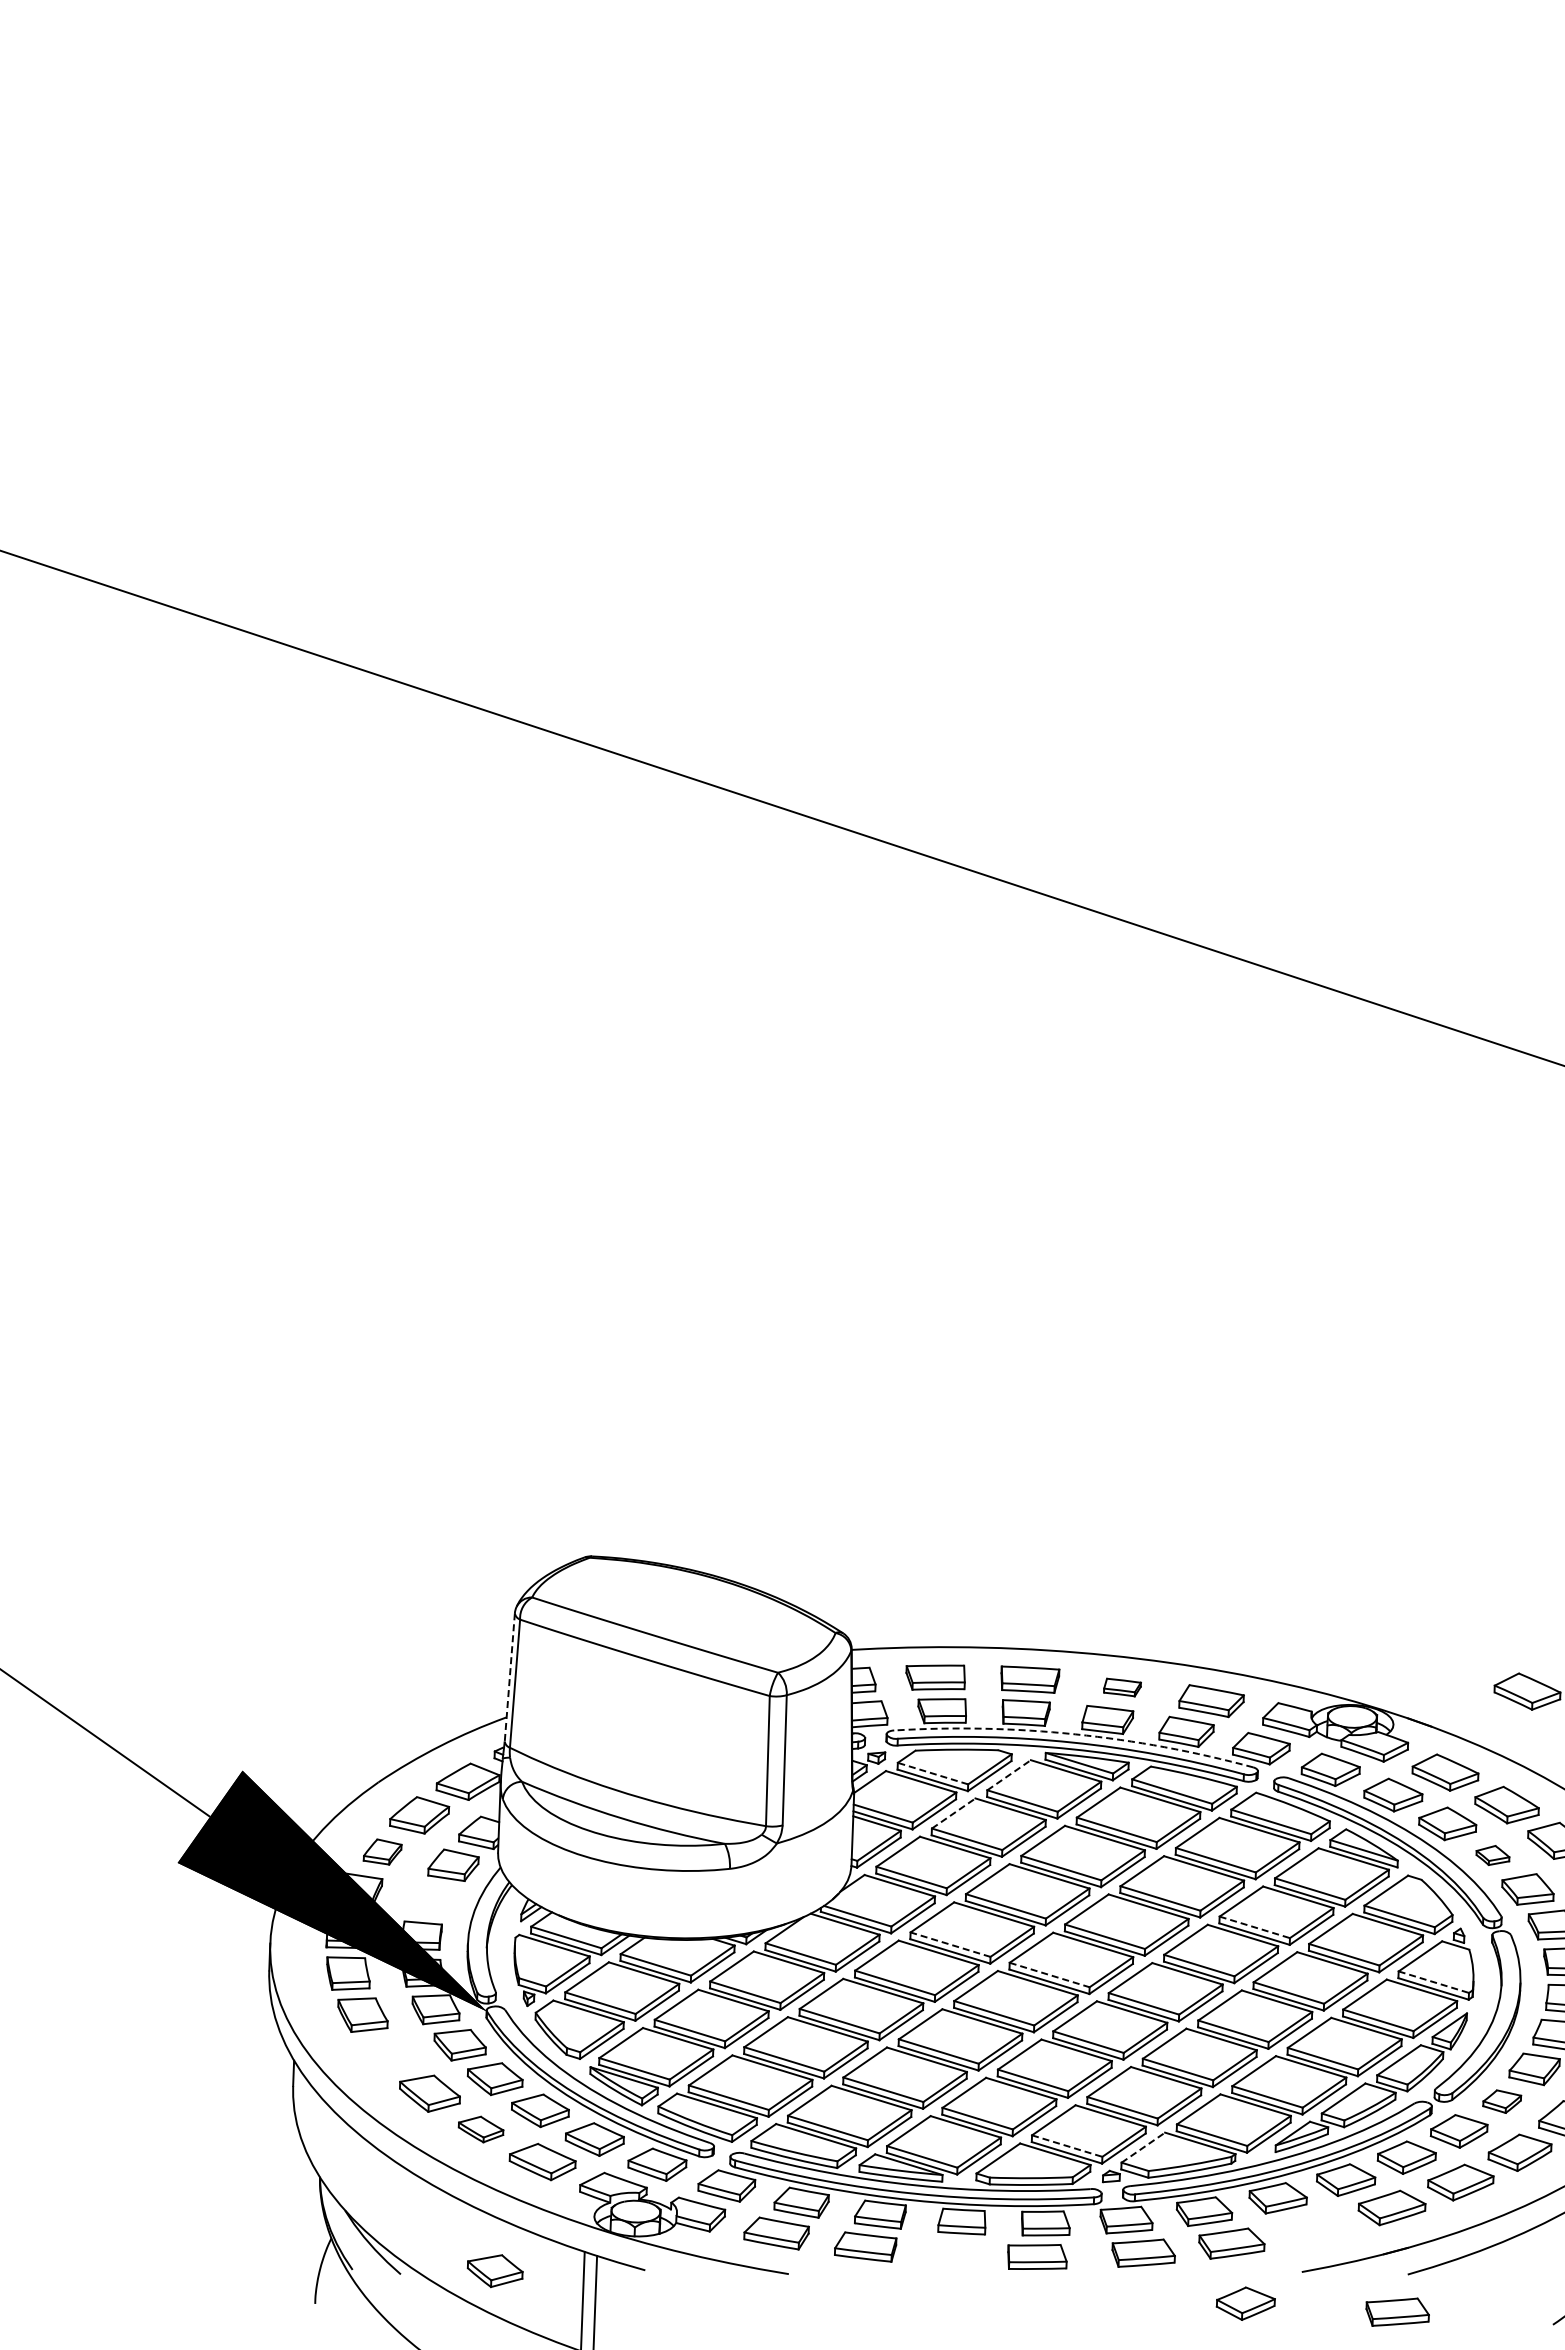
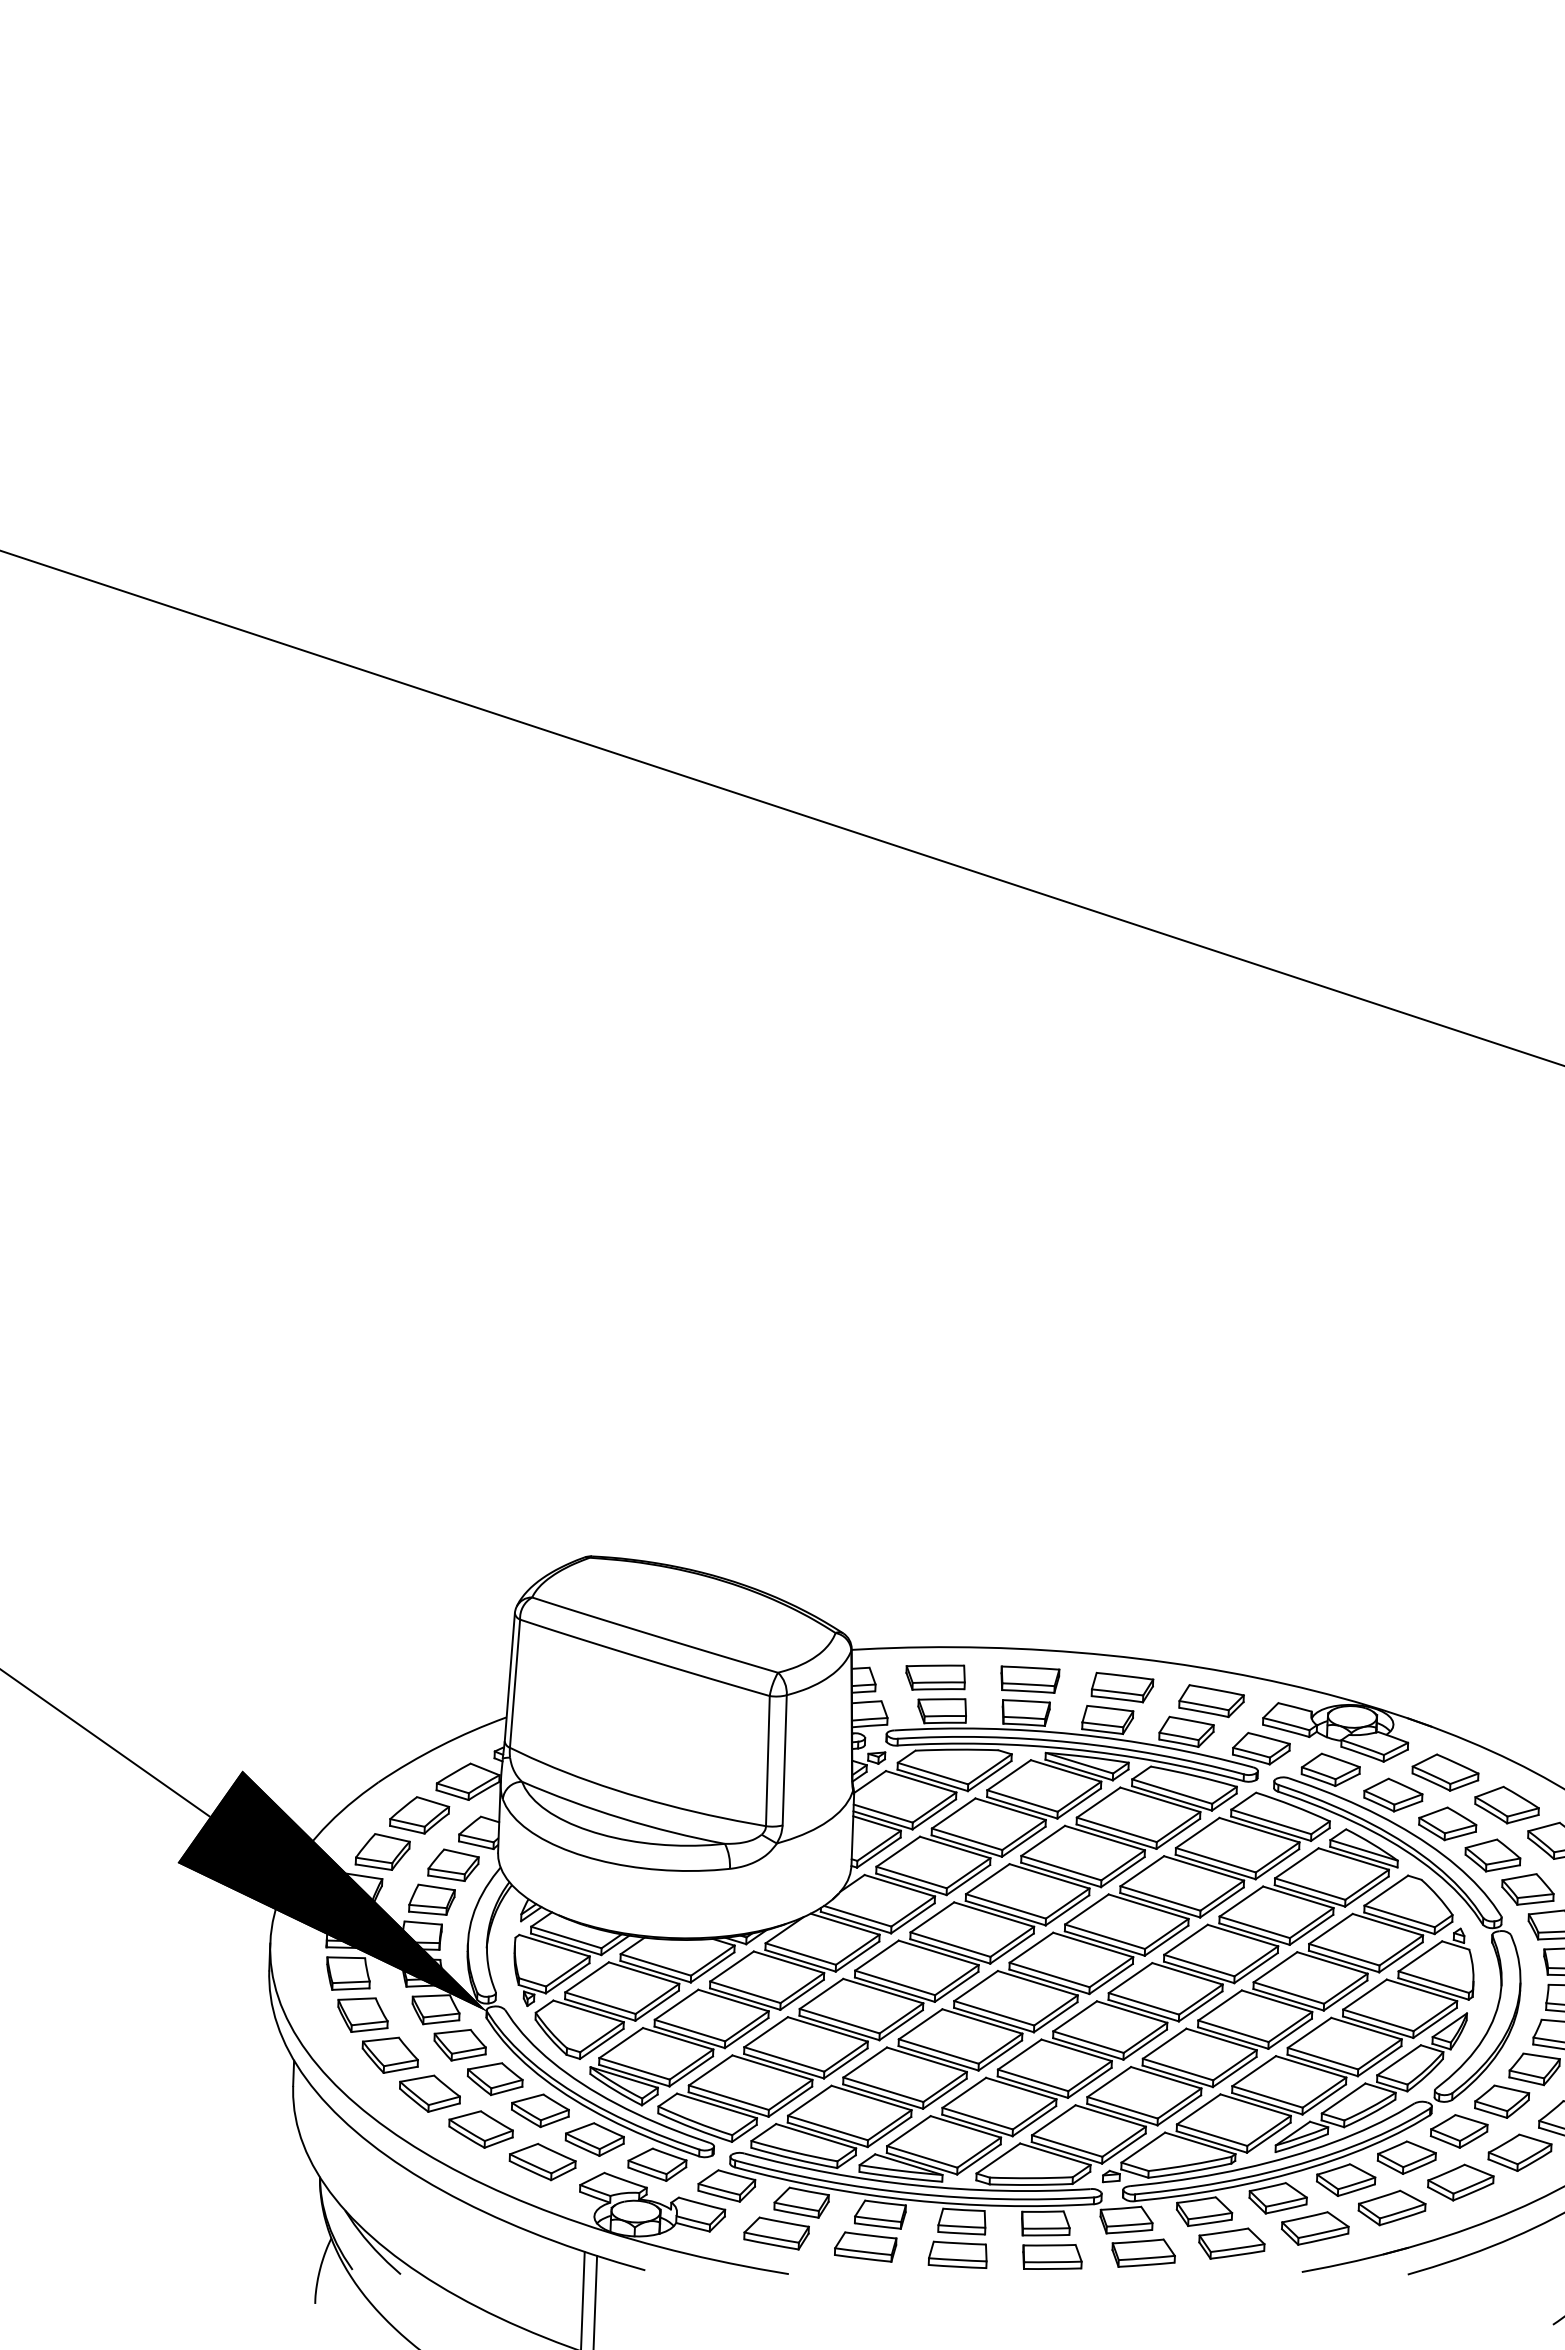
line: dashed -> solid (509, 1677)
part size: 39x21 px -> 65x33 px (1122, 1687)
part: present -> none (1527, 1691)
arc: dashed -> solid (1075, 1734)
line: dashed -> solid (933, 1773)
line: dashed -> solid (1009, 1774)
line: dashed -> solid (954, 1813)
part size: 41x28 px -> 57x38 px (382, 1851)
part size: 36x21 px -> 58x35 px (1492, 1855)
part: none -> present (431, 1899)
line: dashed -> solid (1254, 1927)
line: dashed -> solid (950, 1944)
line: dashed -> solid (1049, 1975)
line: dashed -> solid (1433, 1982)
part: none -> present (389, 2054)
part size: 41x25 px -> 57x35 px (1502, 2101)
part size: 48x29 px -> 66x39 px (480, 2129)
line: dashed -> solid (1067, 2146)
line: dashed -> solid (1143, 2147)
part: none -> present (1315, 2228)
part: none -> present (957, 2254)
part position: (1037, 2256) -> (1052, 2256) (1052, 2256)
part: present -> none (494, 2271)
part: present -> none (1245, 2303)
part: present -> none (1397, 2311)
